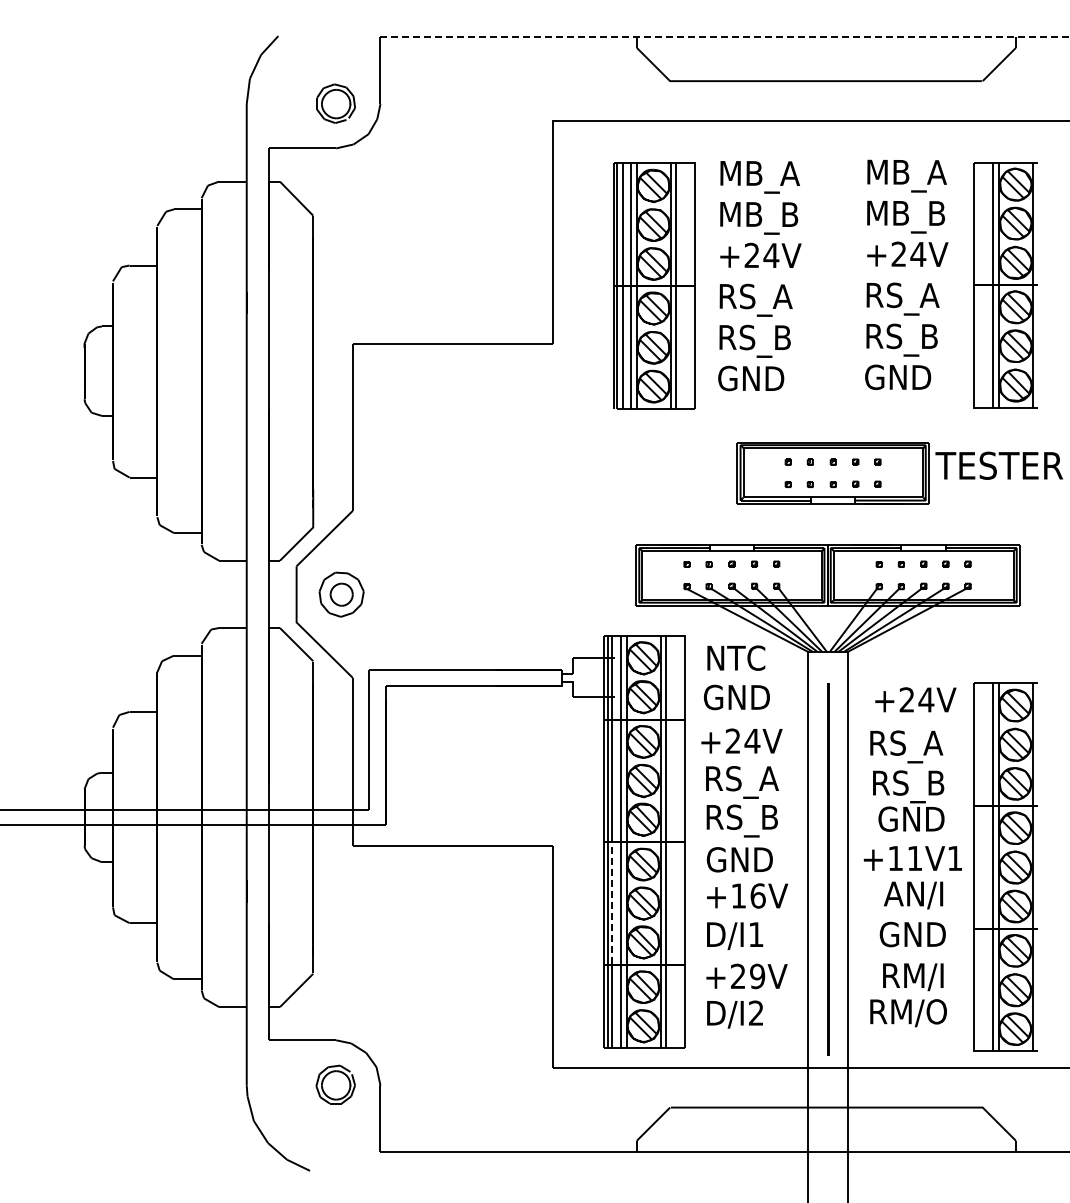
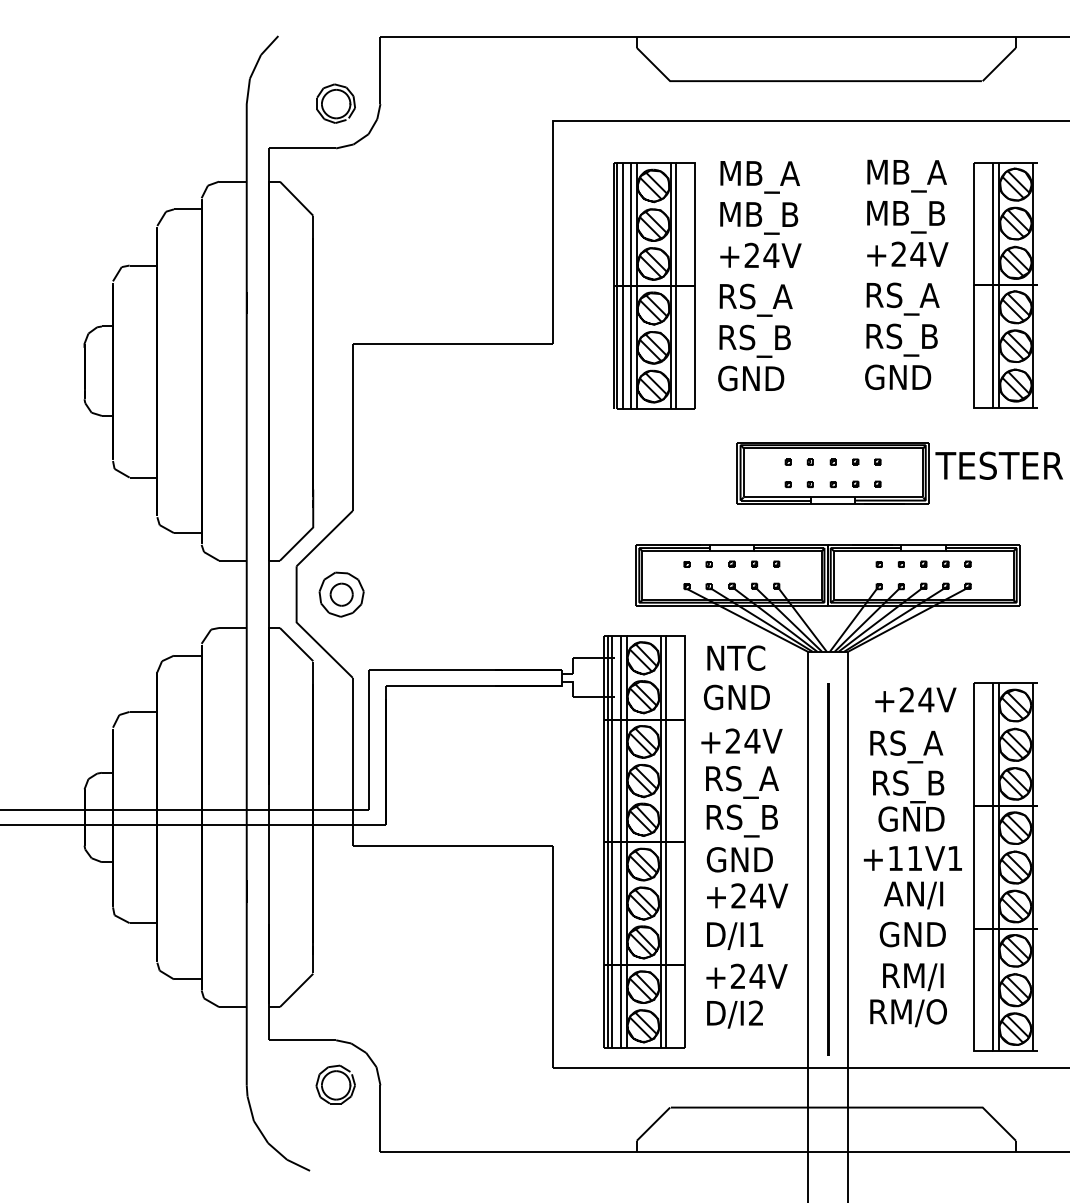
line: dashed -> solid (725, 36)
text: +16V -> +24V (748, 895)
line: dashed -> solid (612, 909)
text: +29V -> +24V (757, 976)
